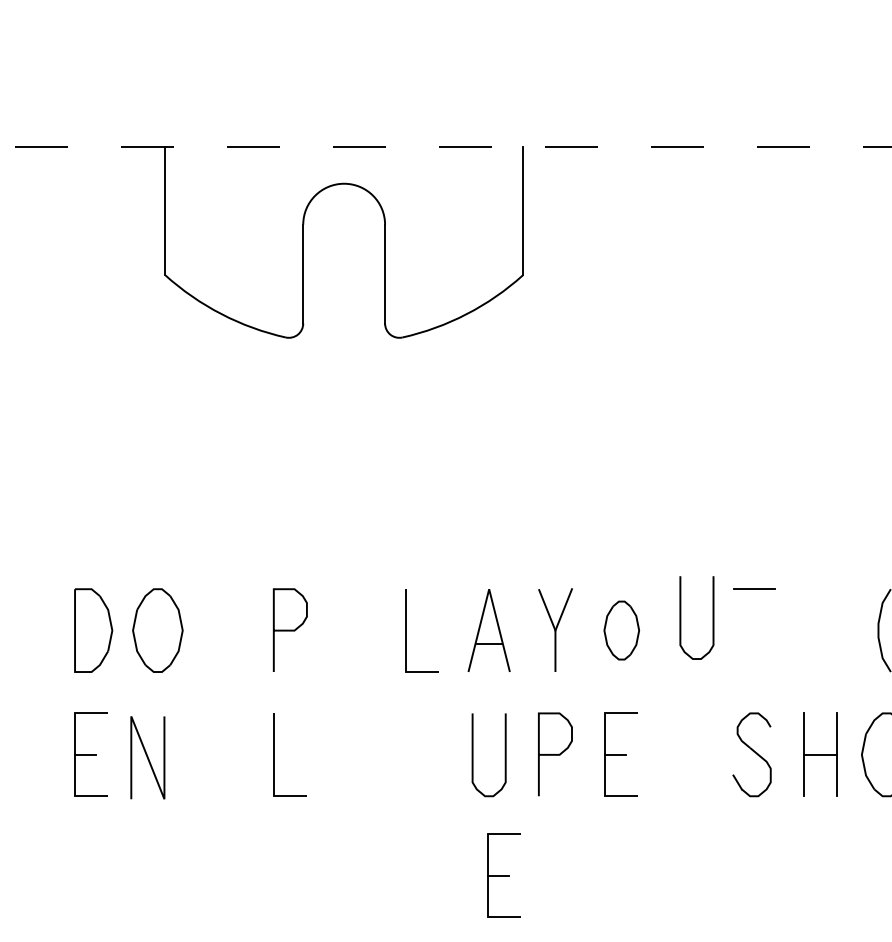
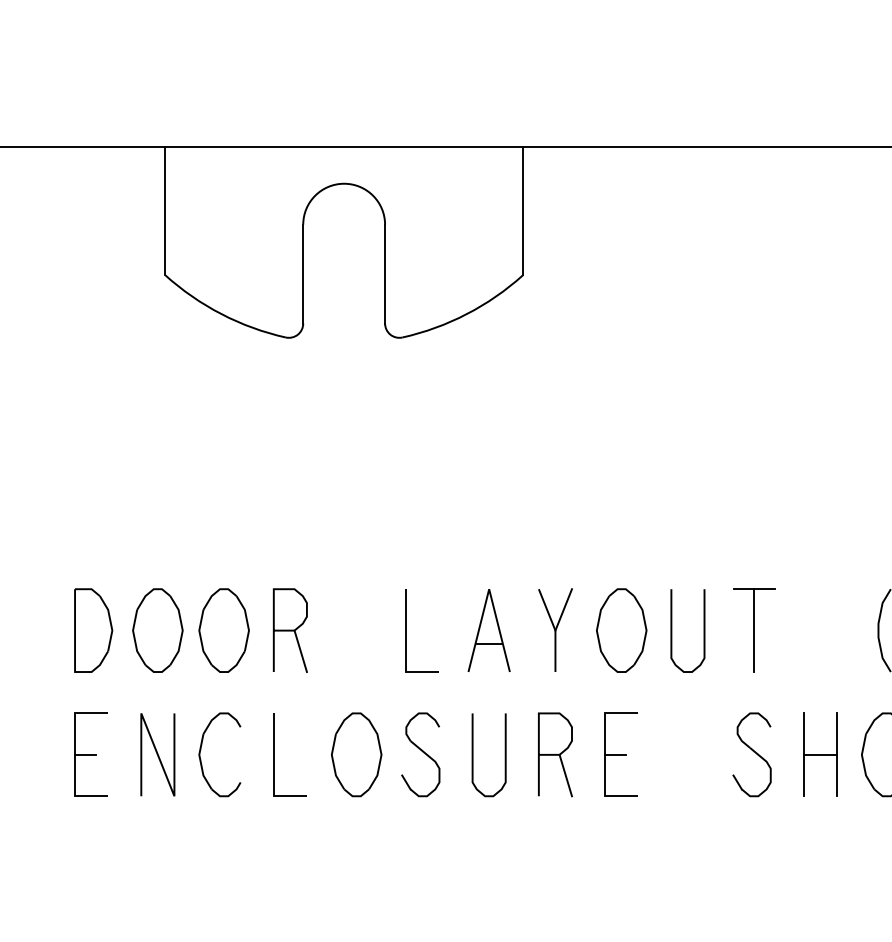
line: dashed -> solid (446, 146)
curve position: (681, 617) -> (672, 630) (672, 630)
part: none -> present (223, 630)
part size: 38x61 px -> 52x85 px (621, 630)
line: none -> present (754, 630)
line: none -> present (300, 651)
part: none -> present (201, 750)
part: none -> present (356, 754)
part: none -> present (420, 754)
line position: (147, 757) -> (157, 754) (157, 754)
line: none -> present (565, 775)
part: present -> none (503, 875)
